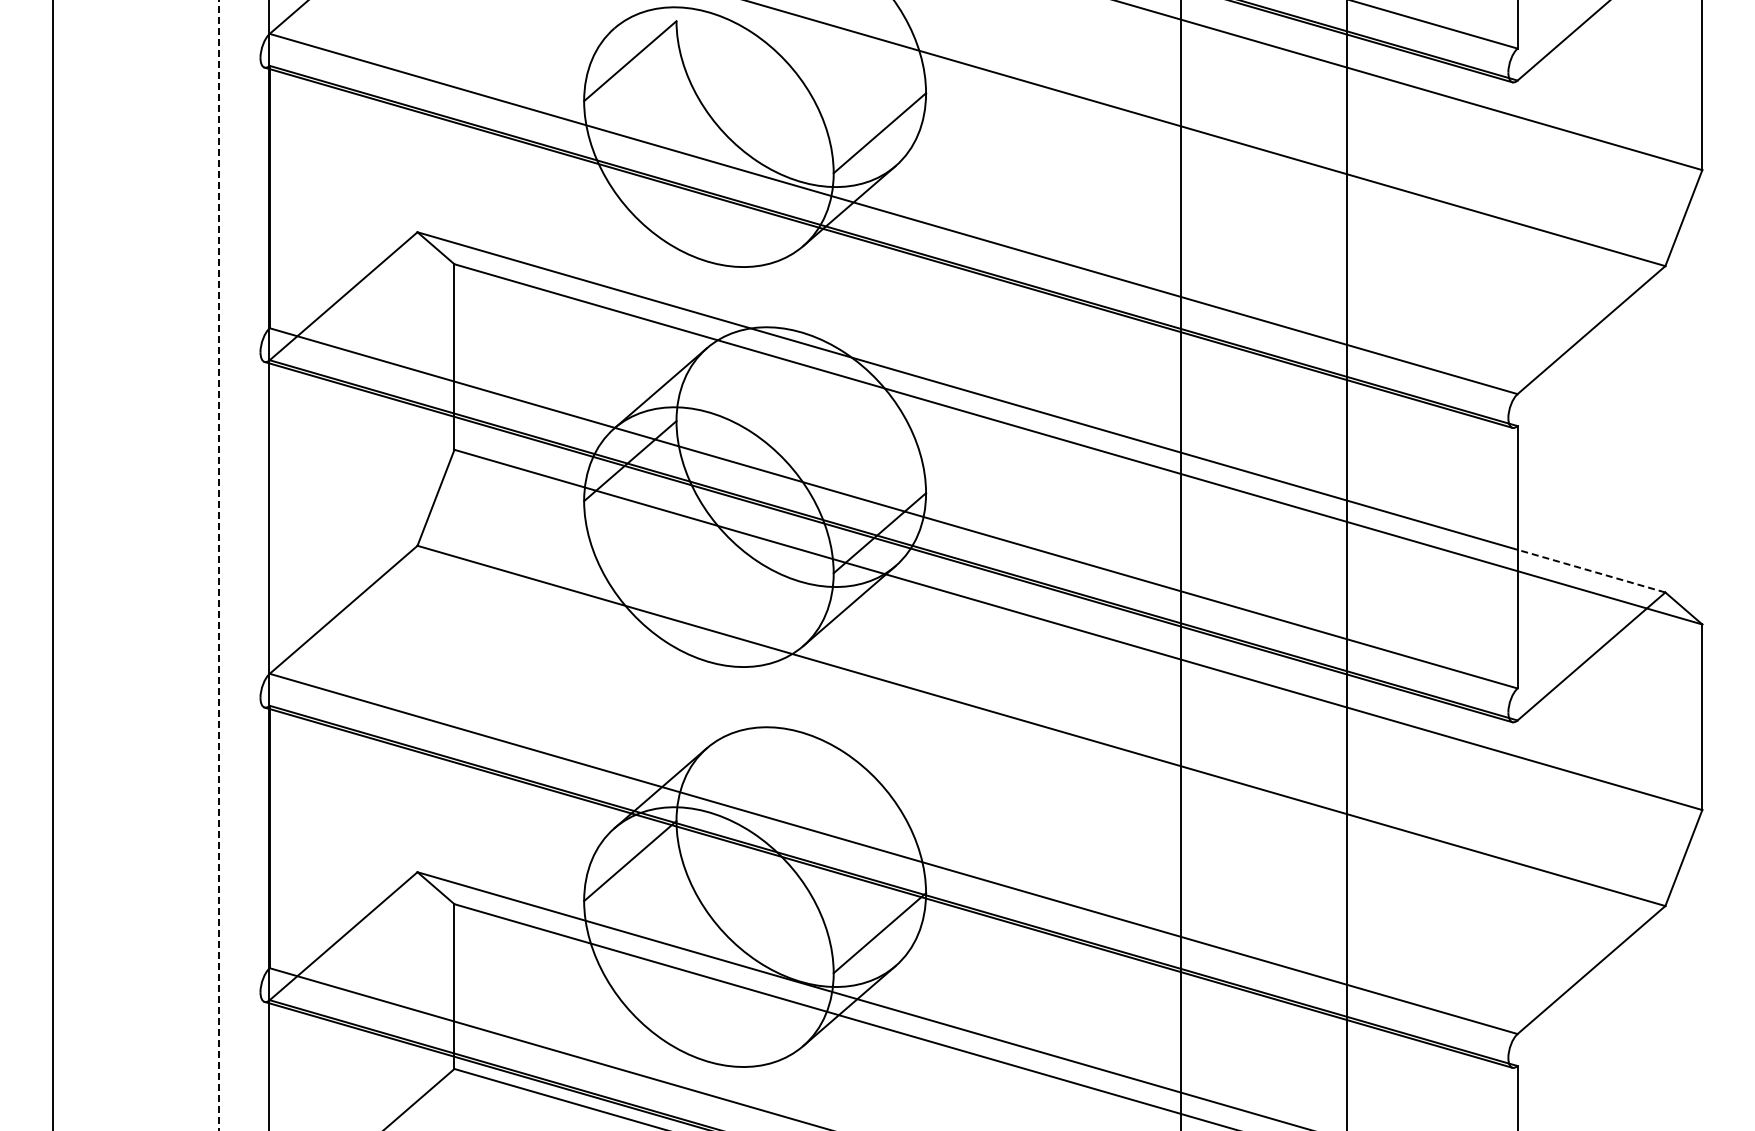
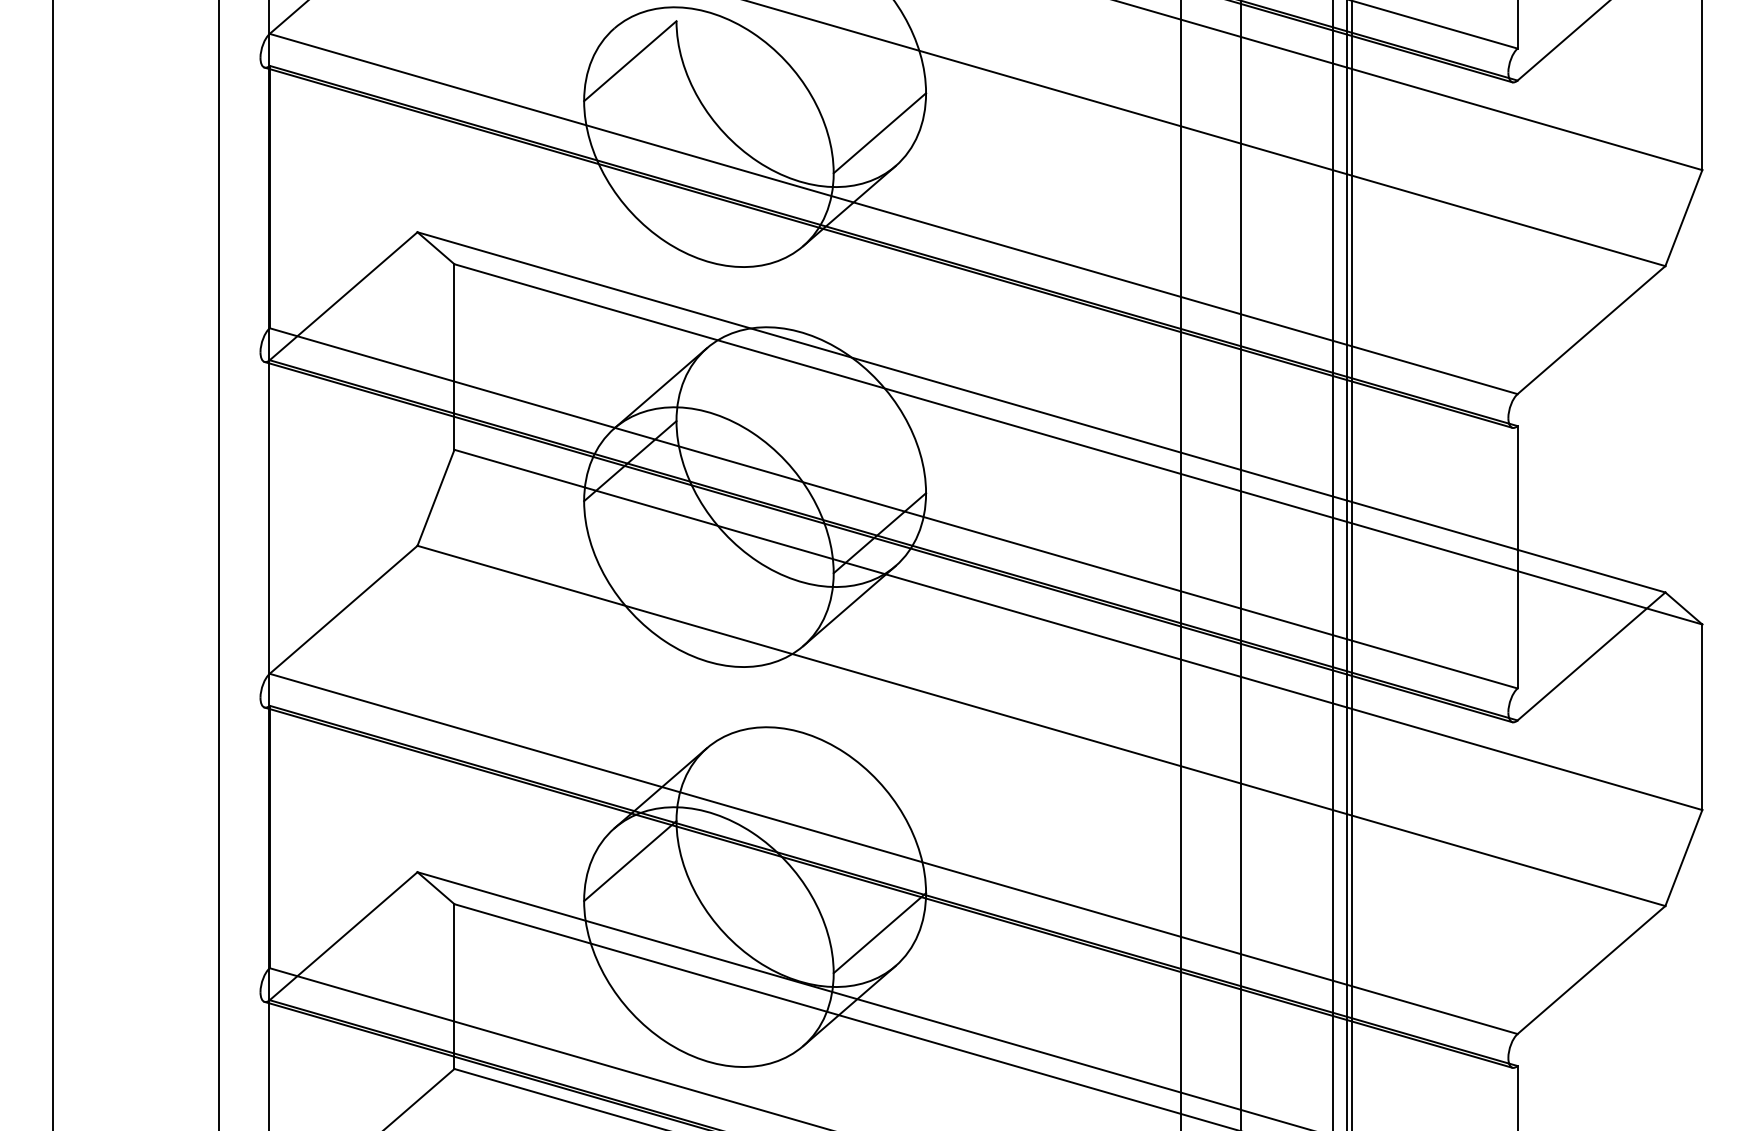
line: none -> present (1240, 564)
line: none -> present (1333, 564)
line: none -> present (1351, 564)
line: dashed -> solid (218, 565)
line: dashed -> solid (1591, 571)
